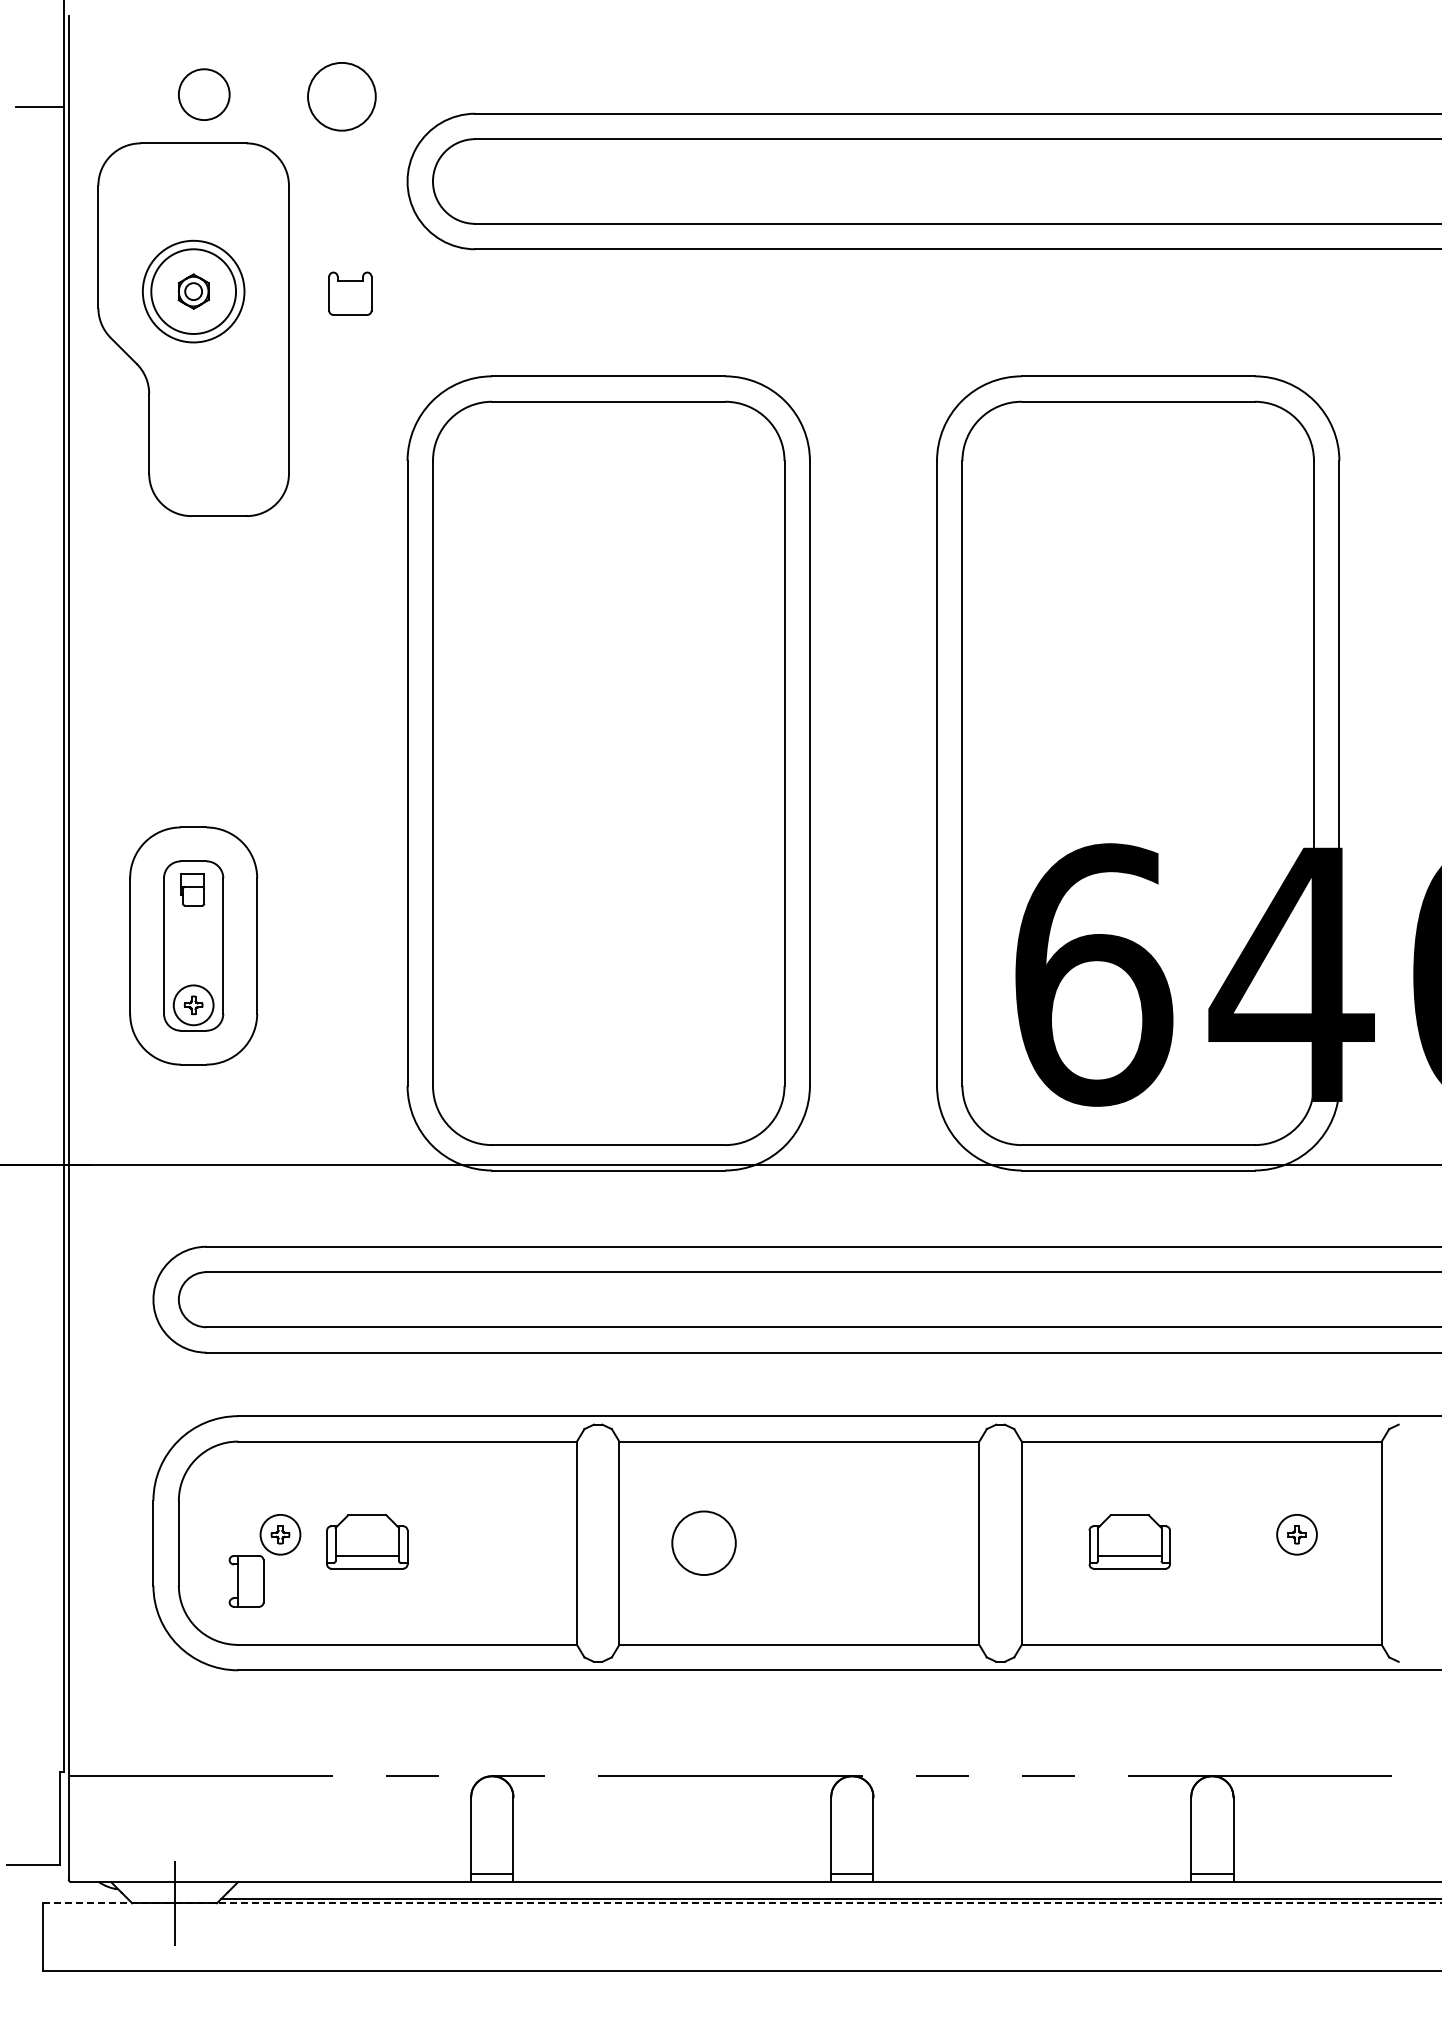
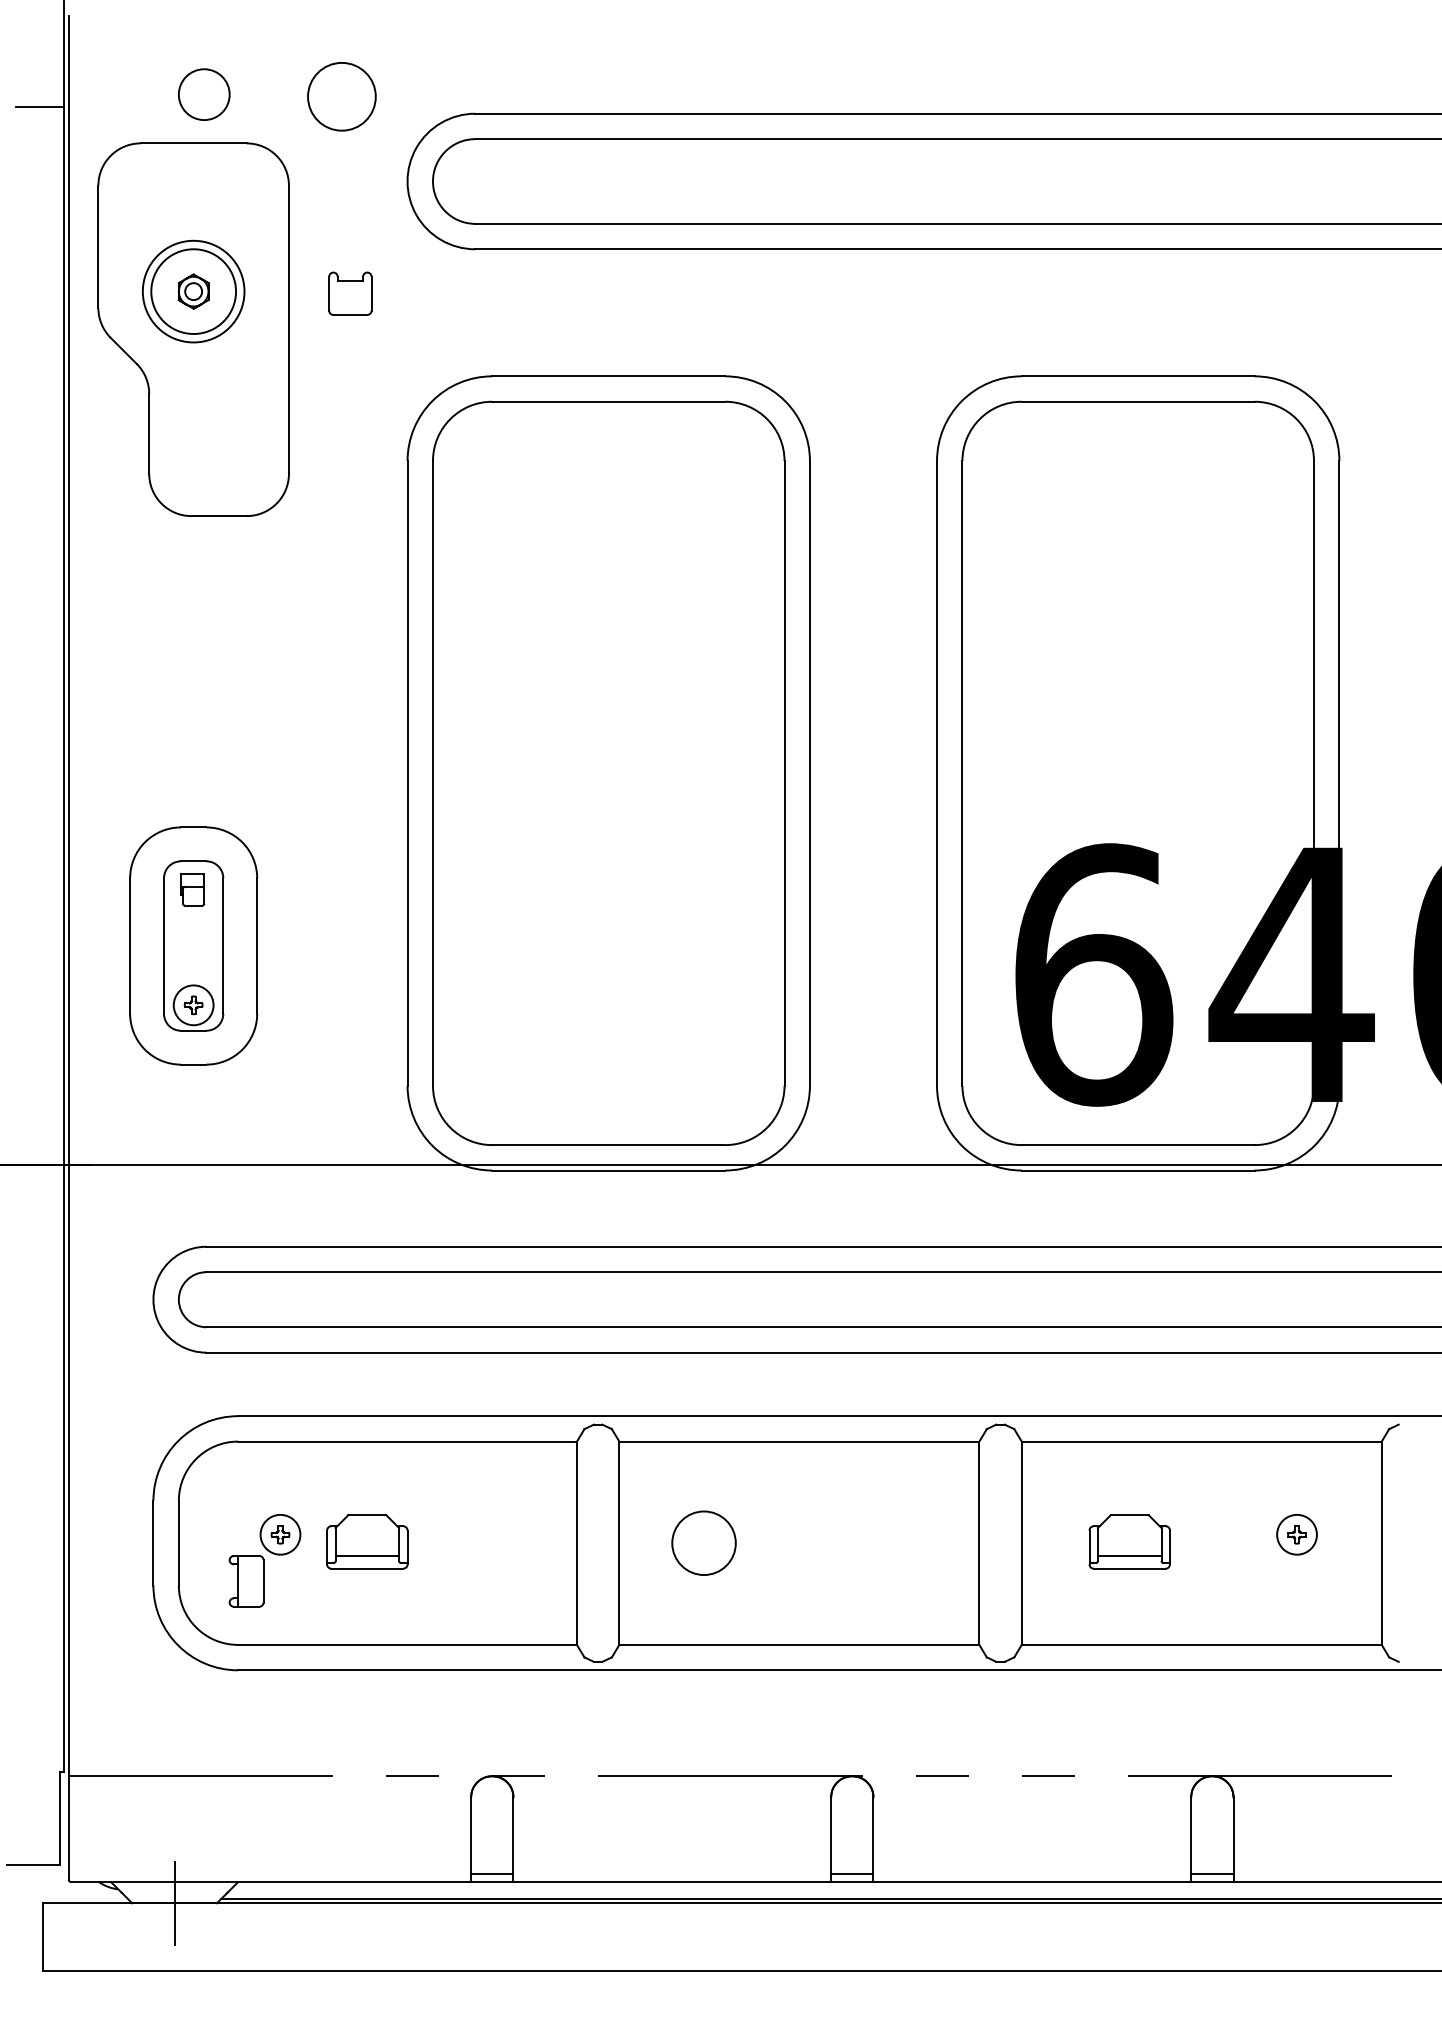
line: dashed -> solid (742, 1903)
